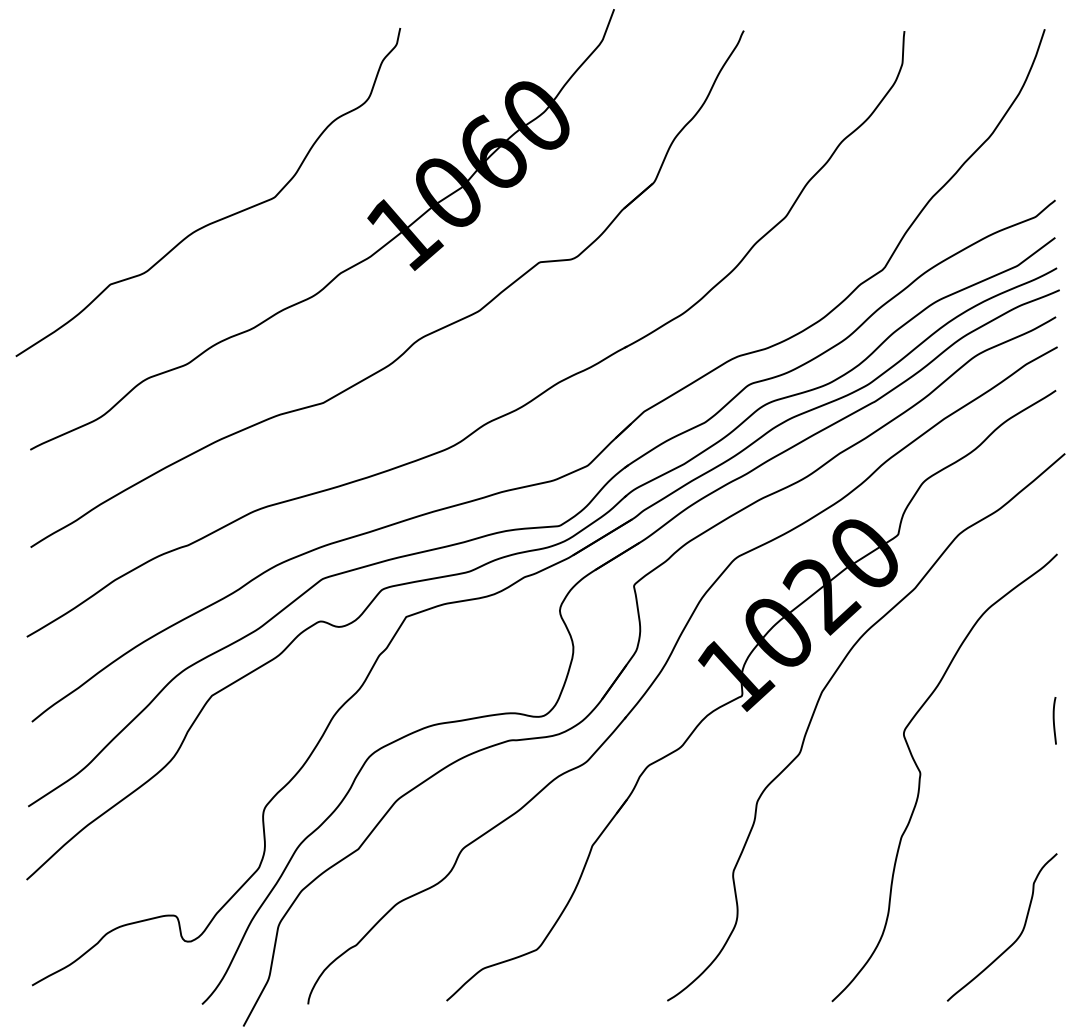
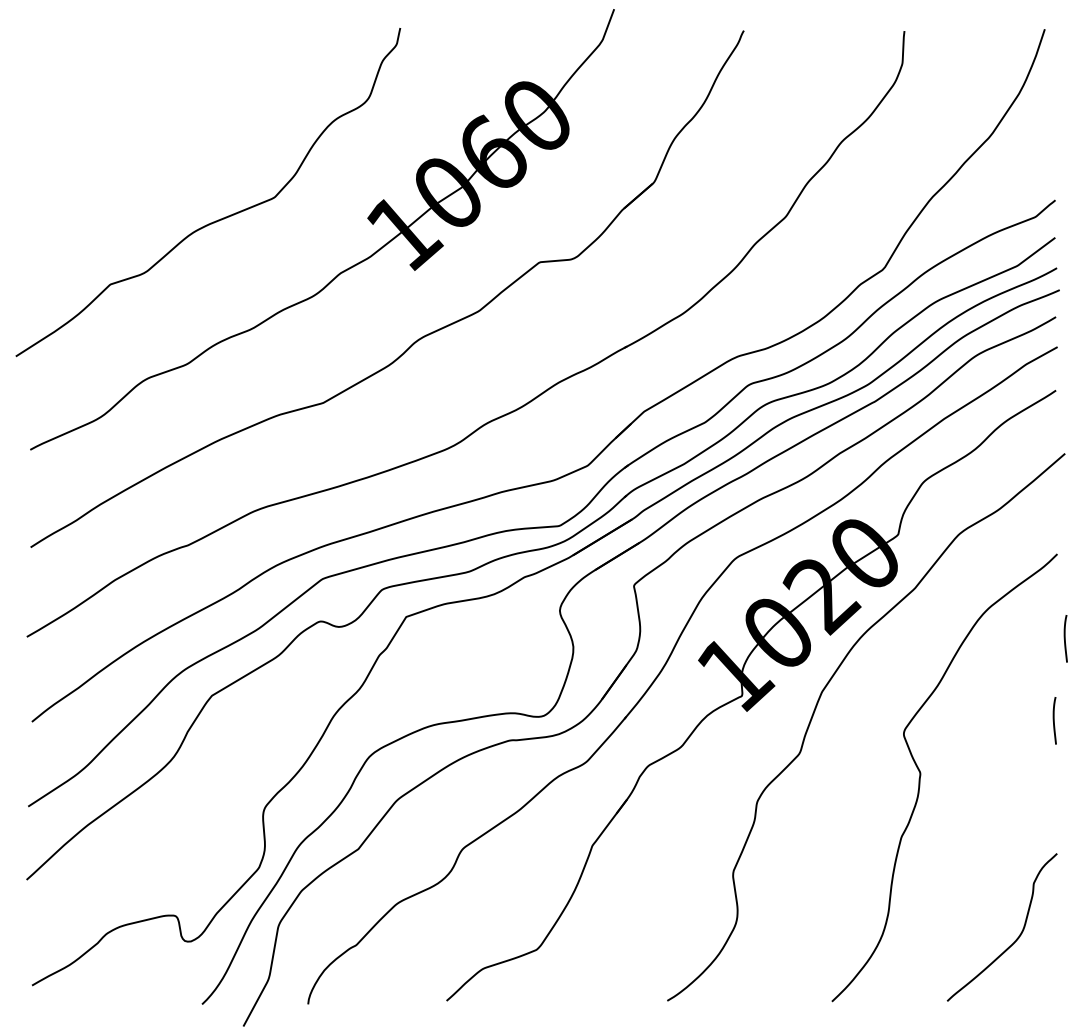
curve: none -> present (1065, 638)
